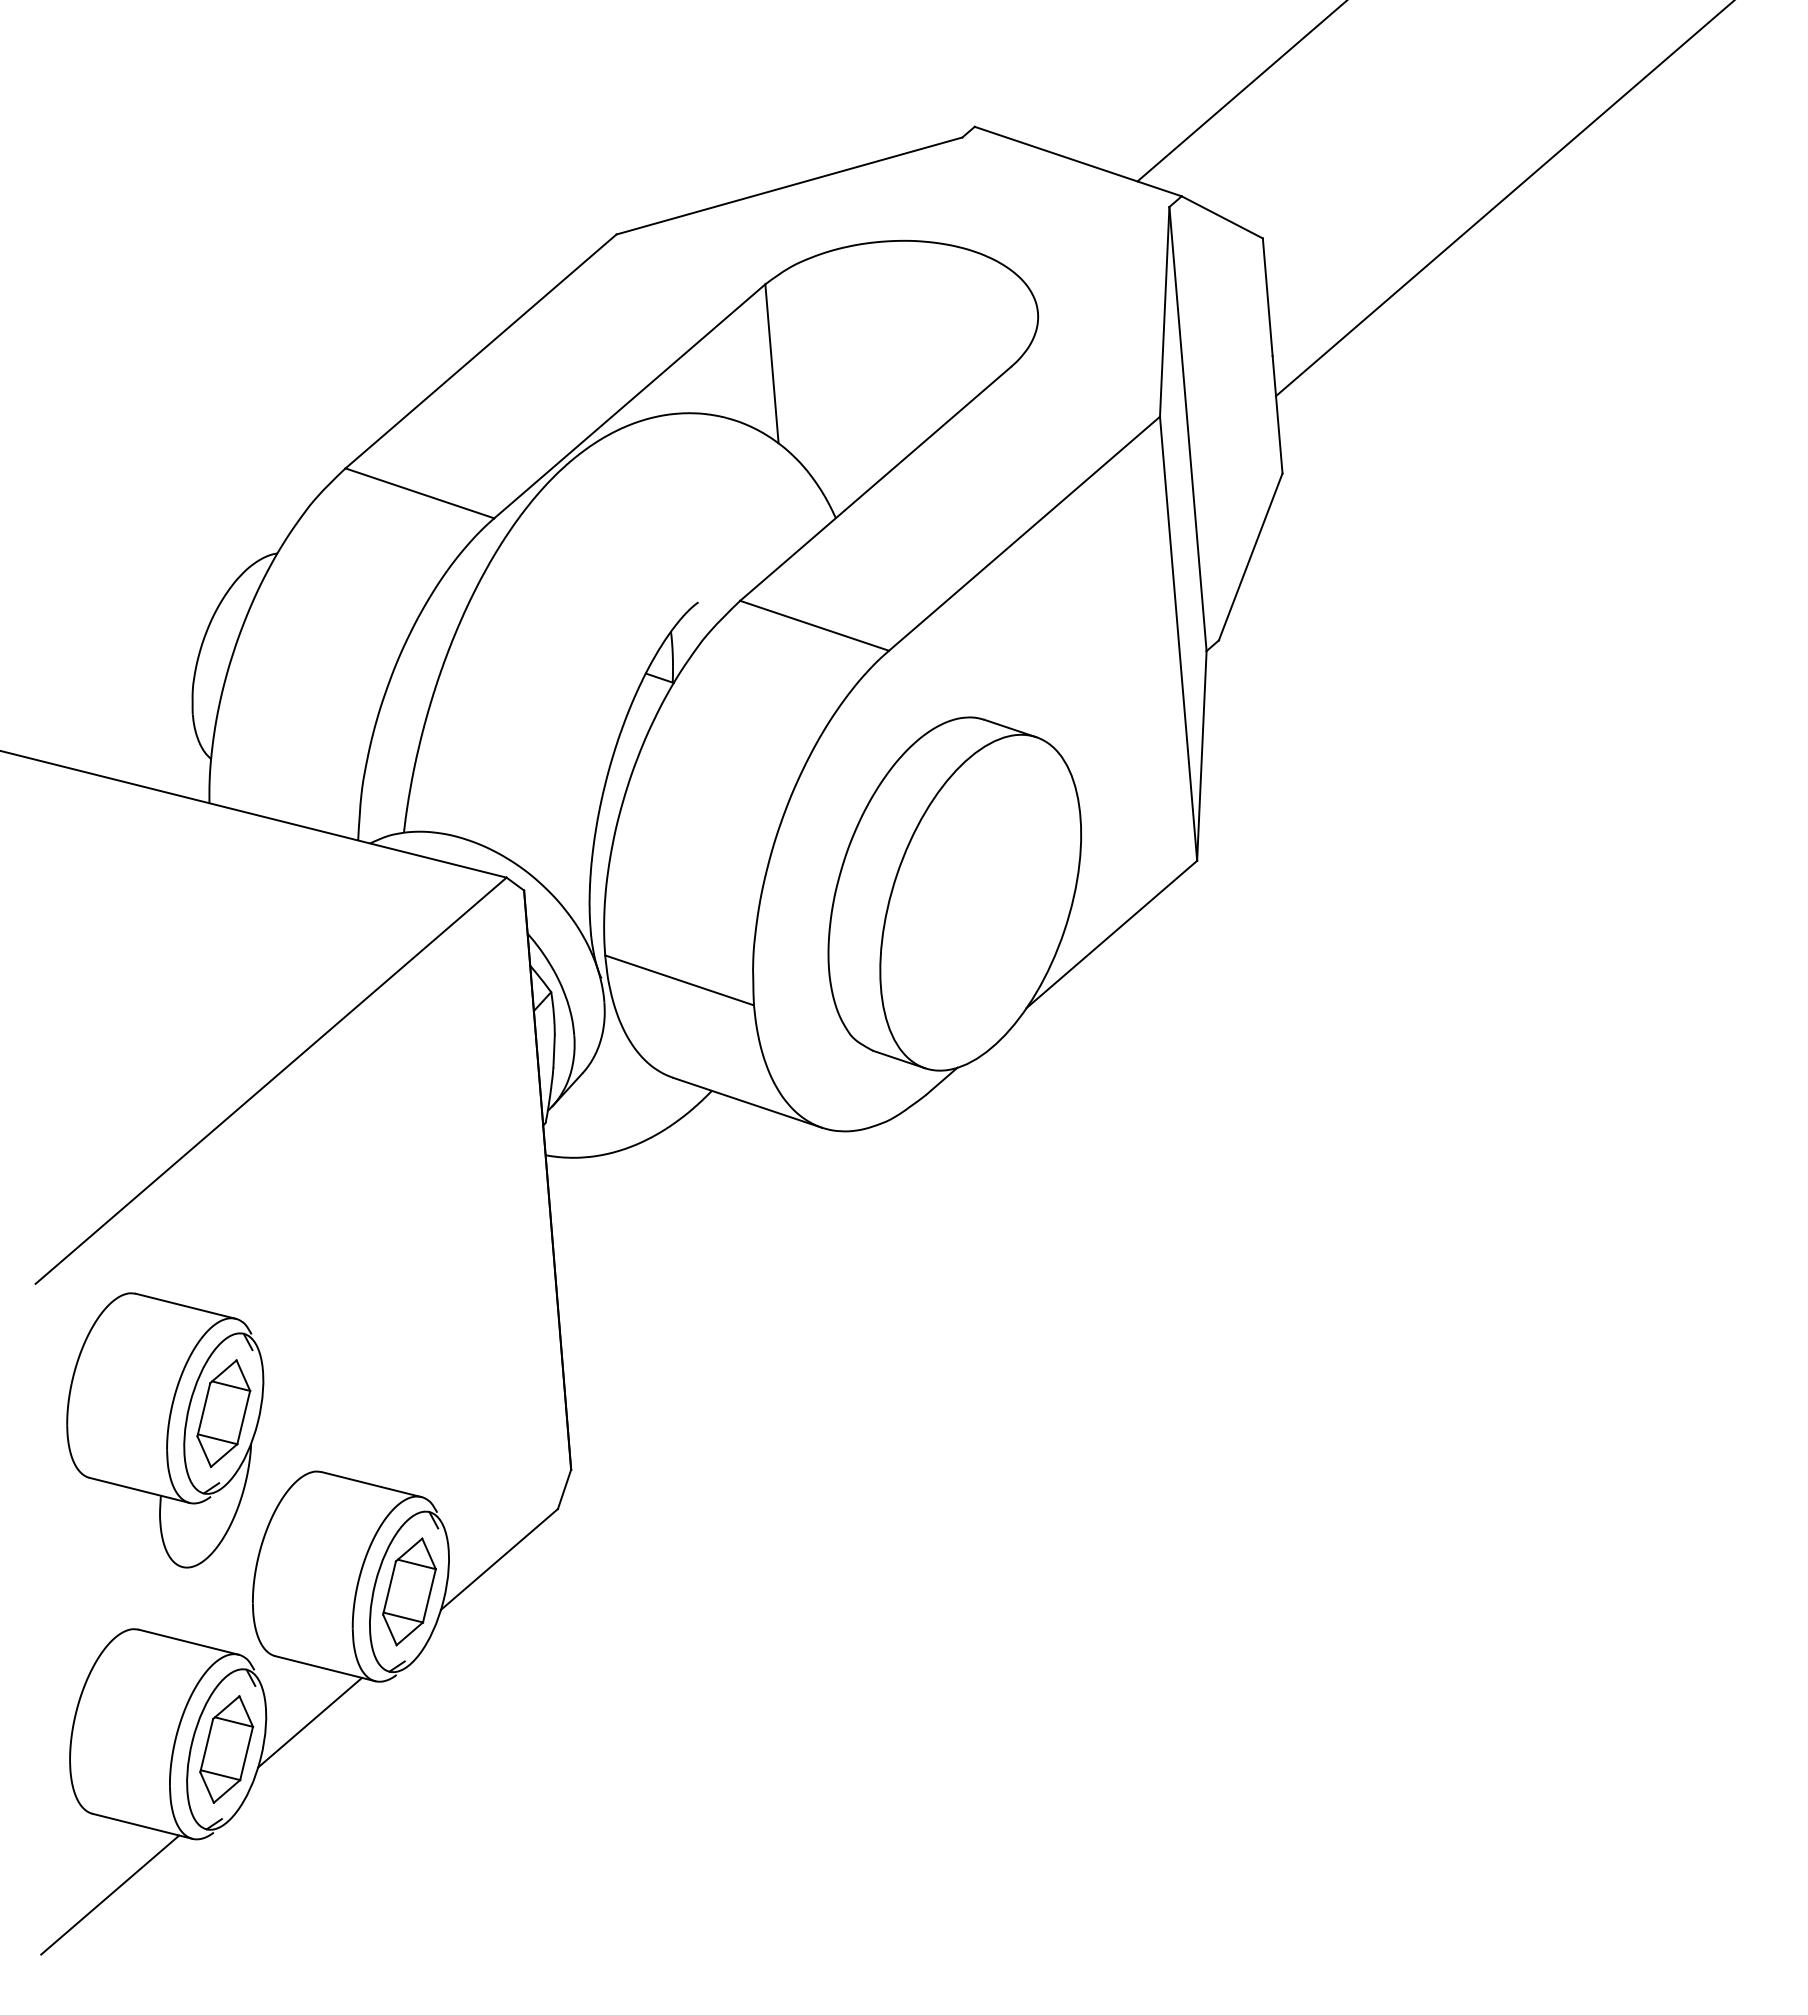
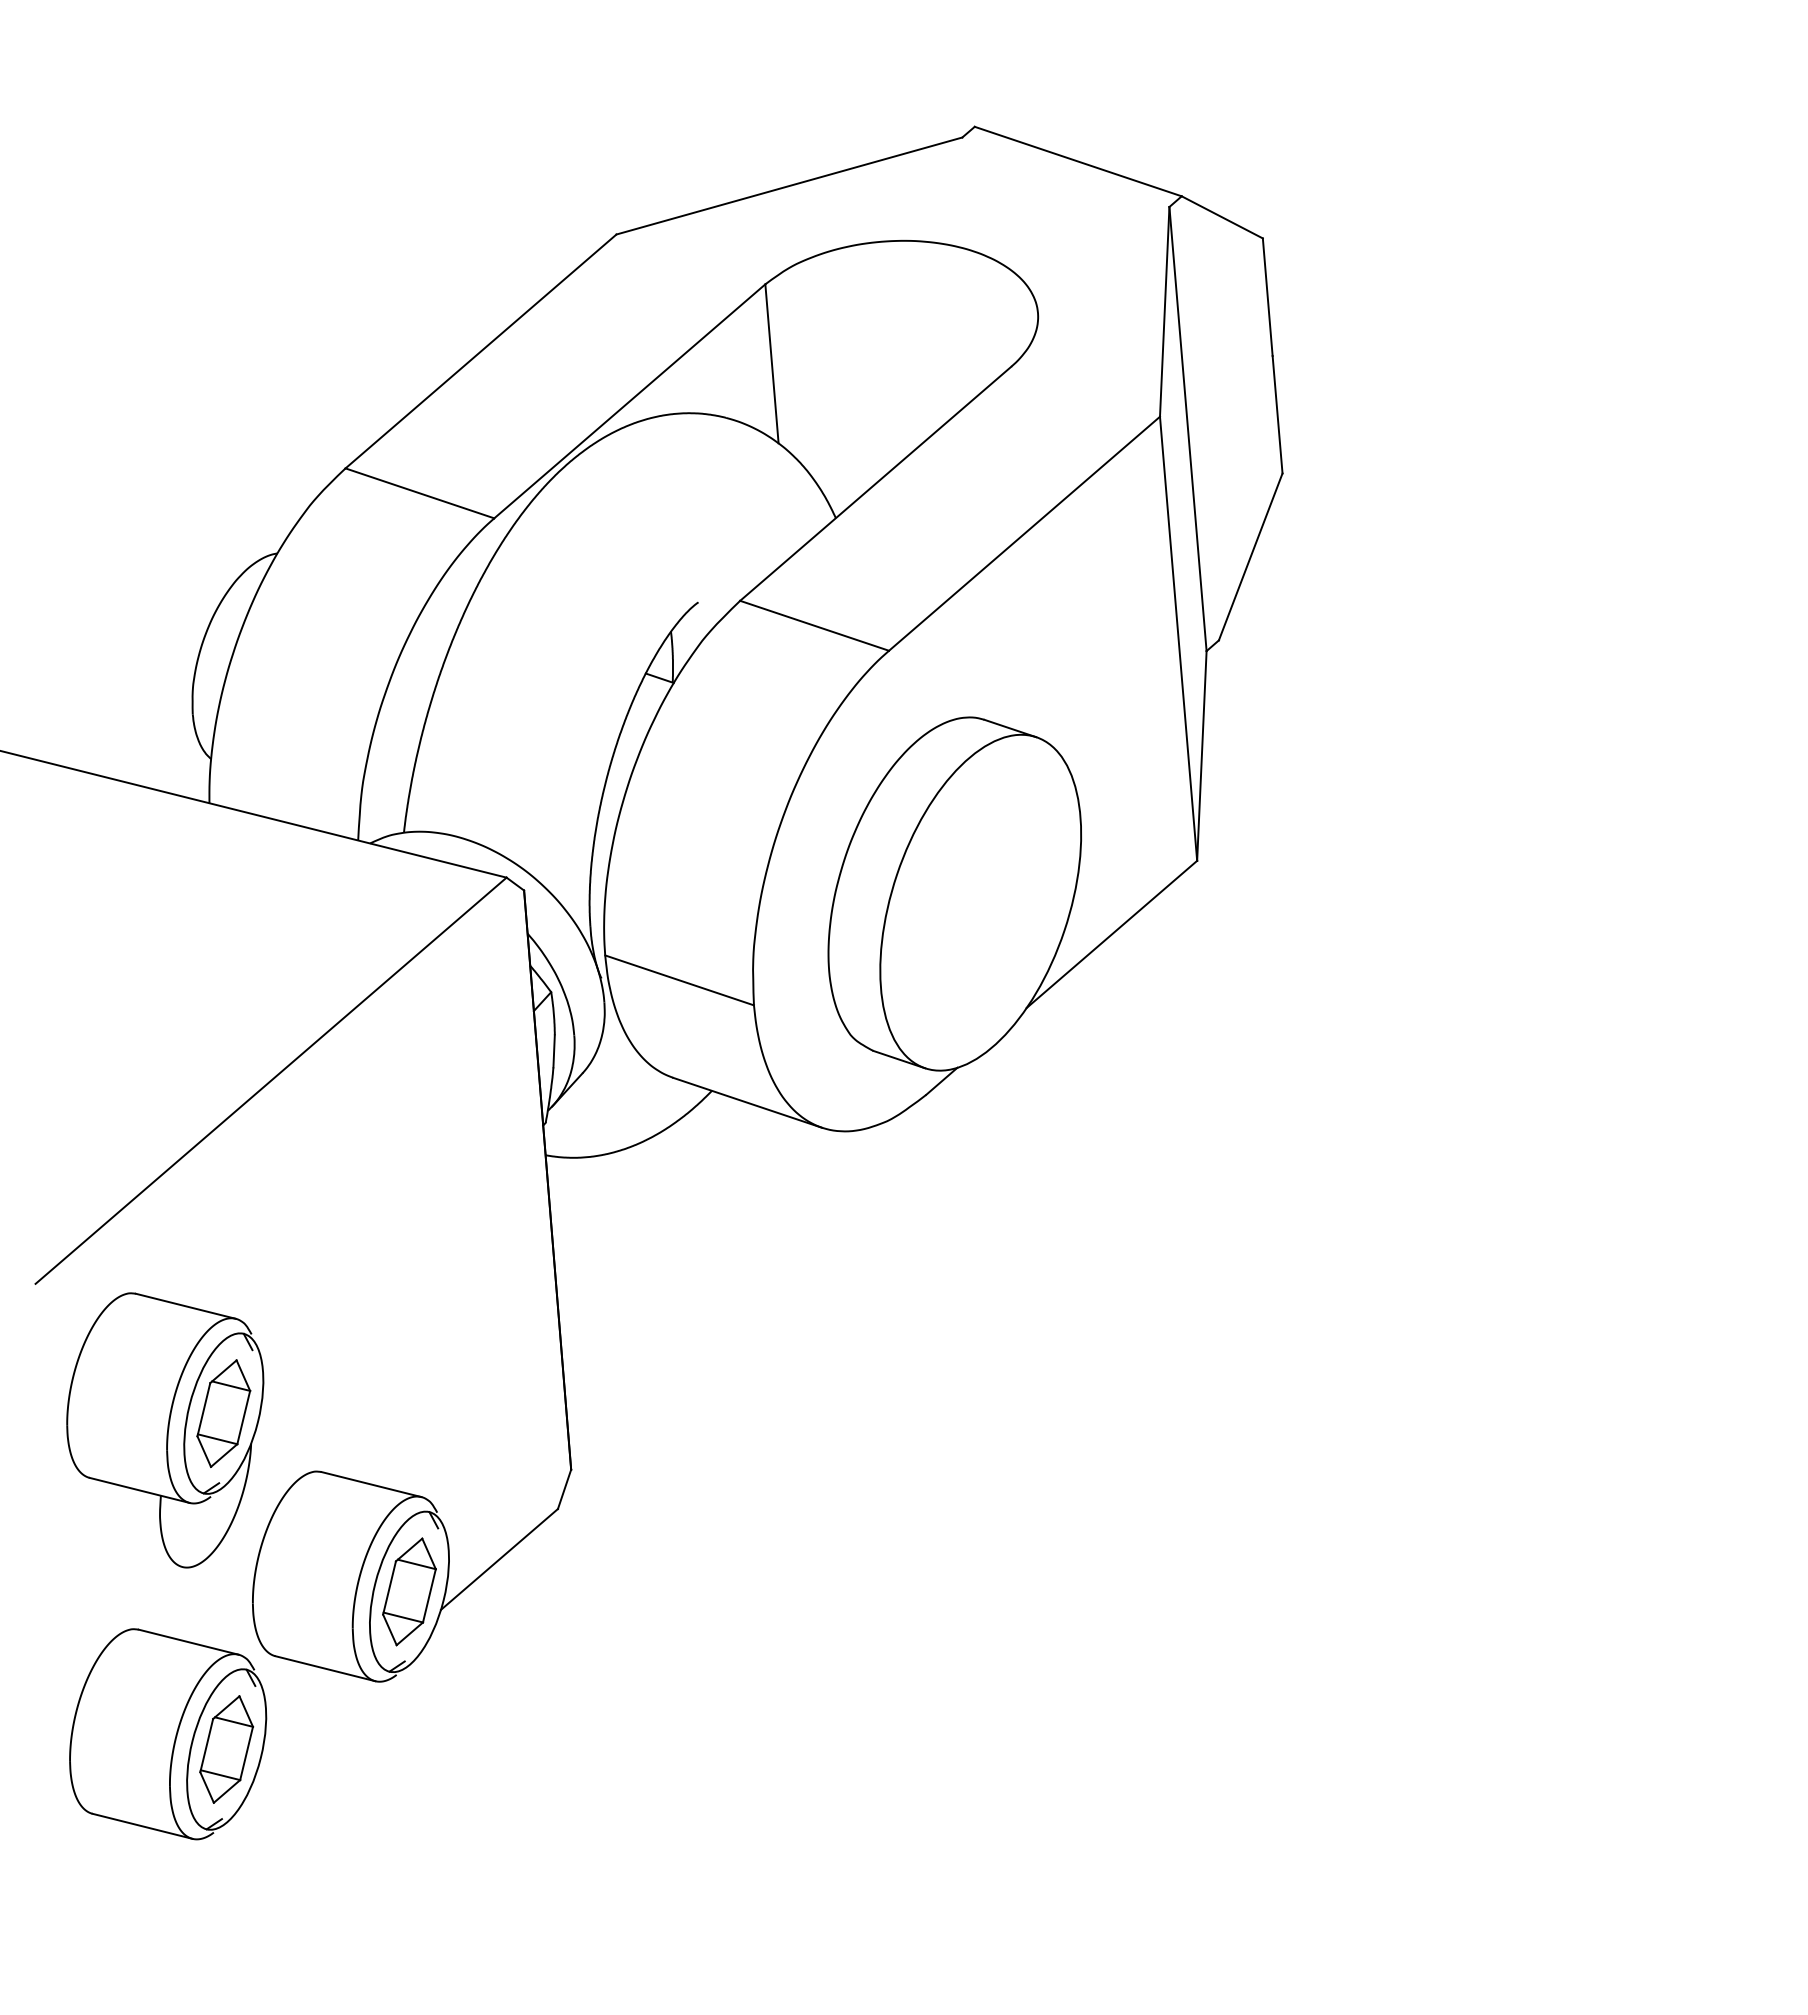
line: present -> none (1240, 91)
line: present -> none (1503, 199)
line: present -> none (310, 1722)
line: present -> none (110, 1894)
